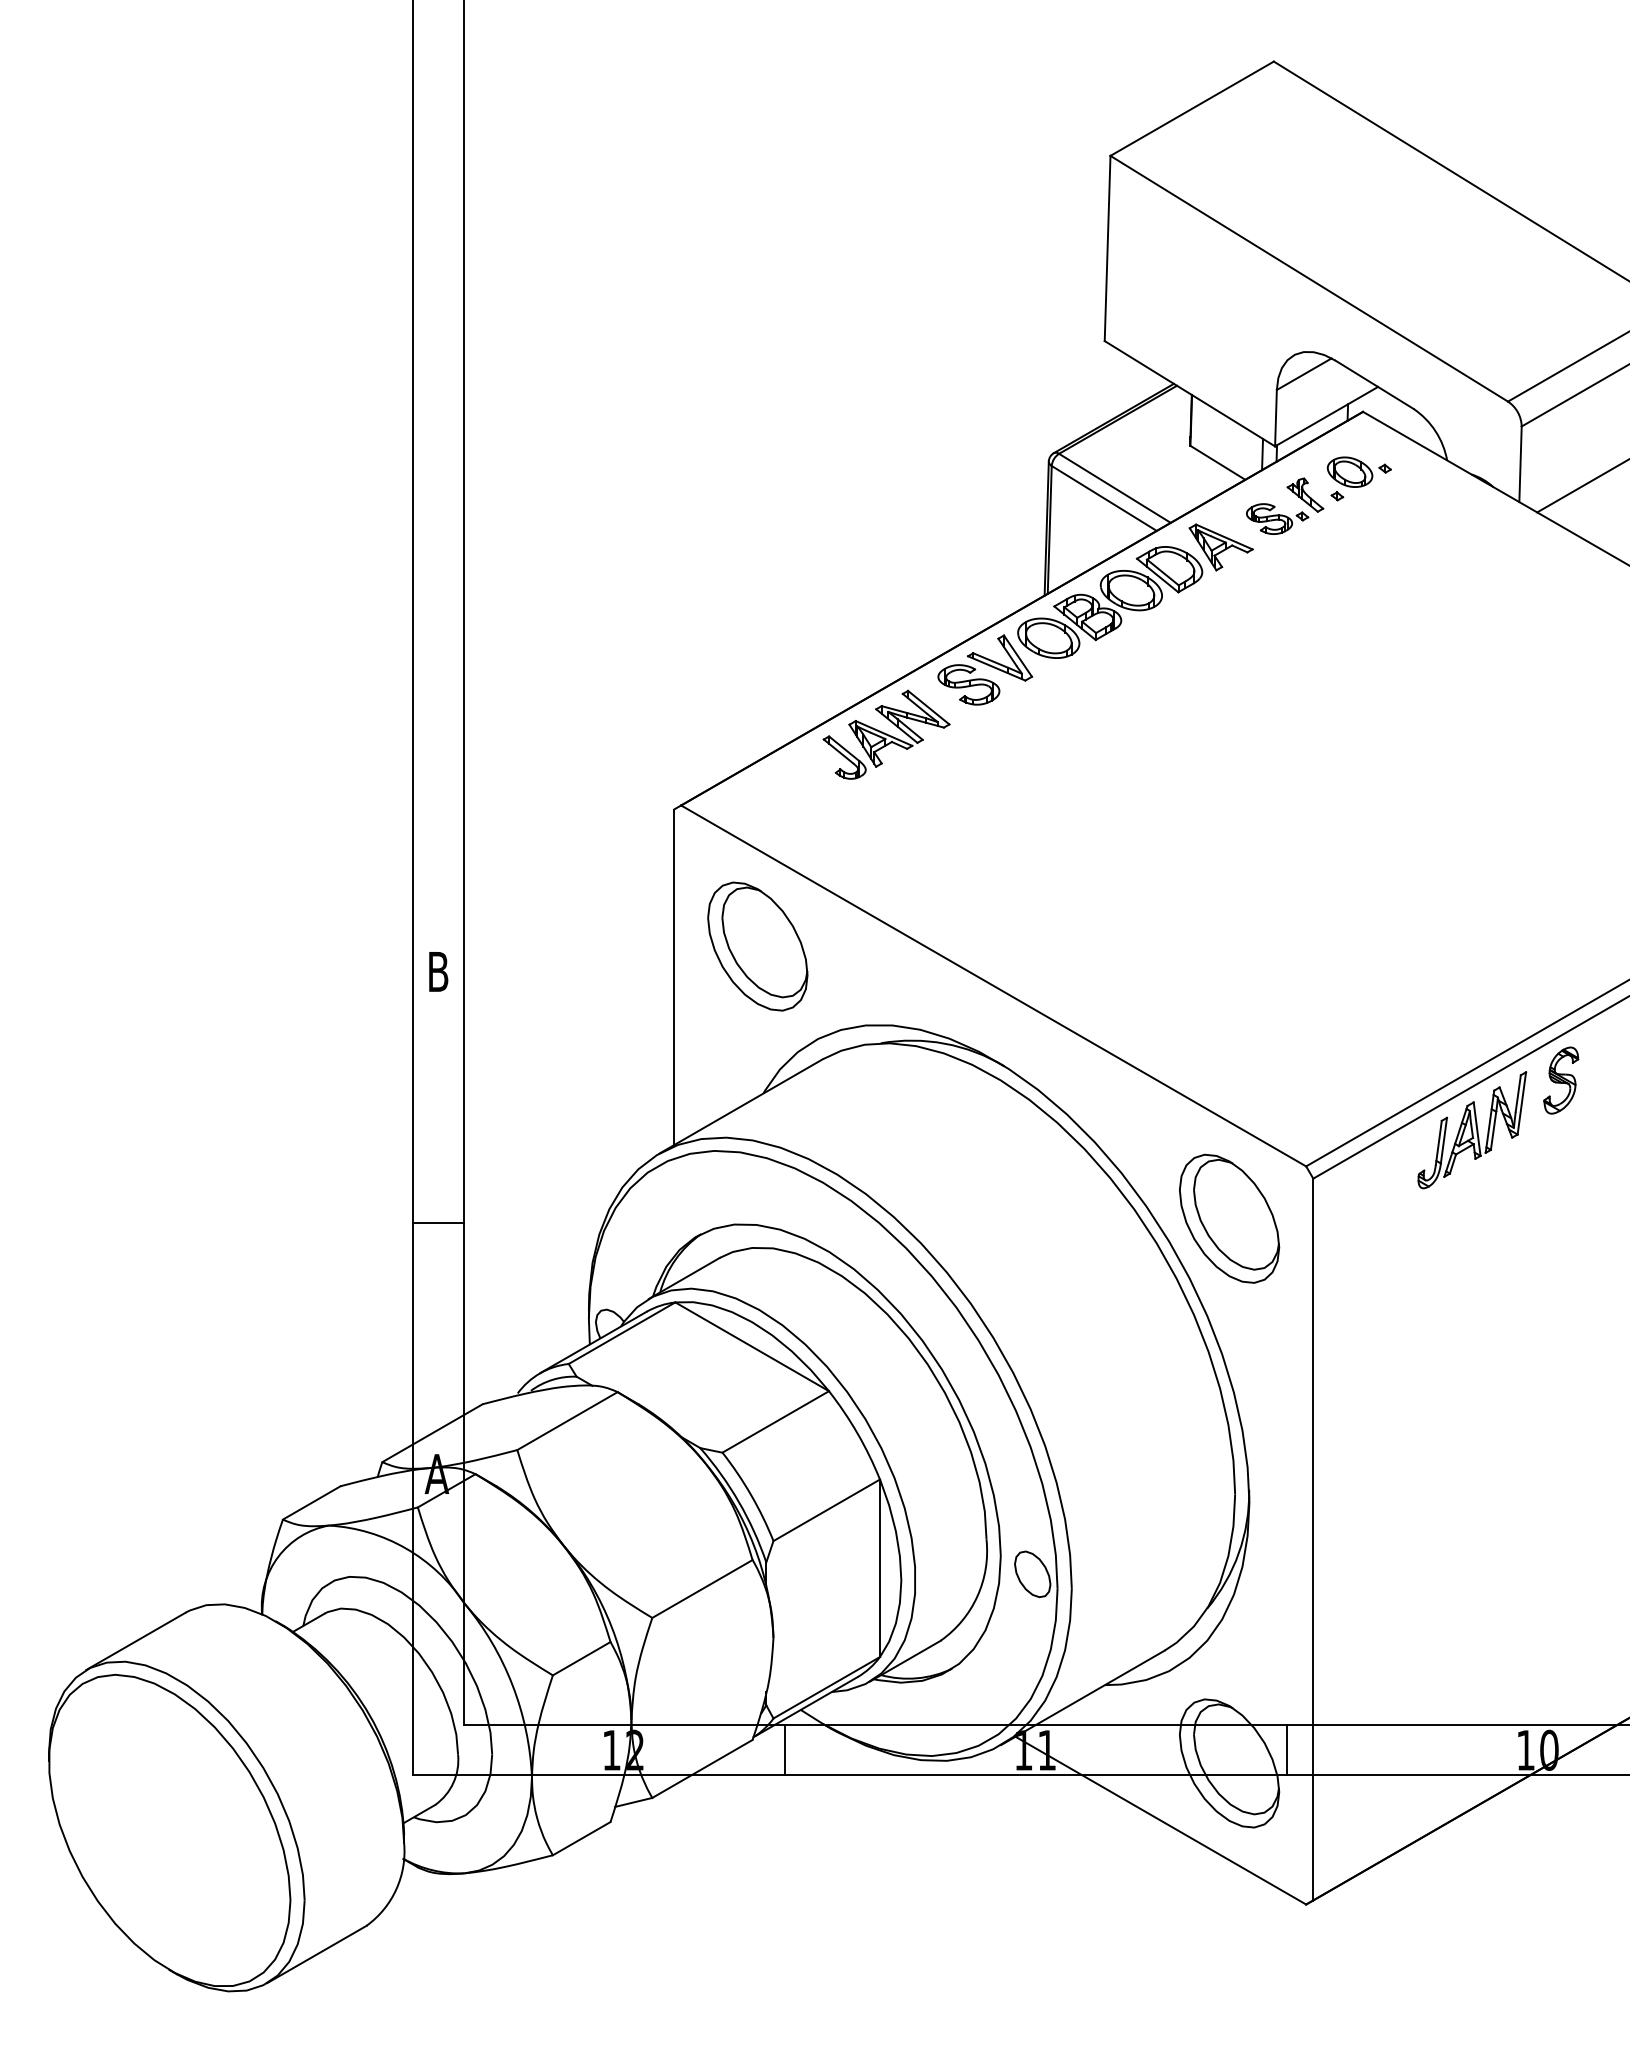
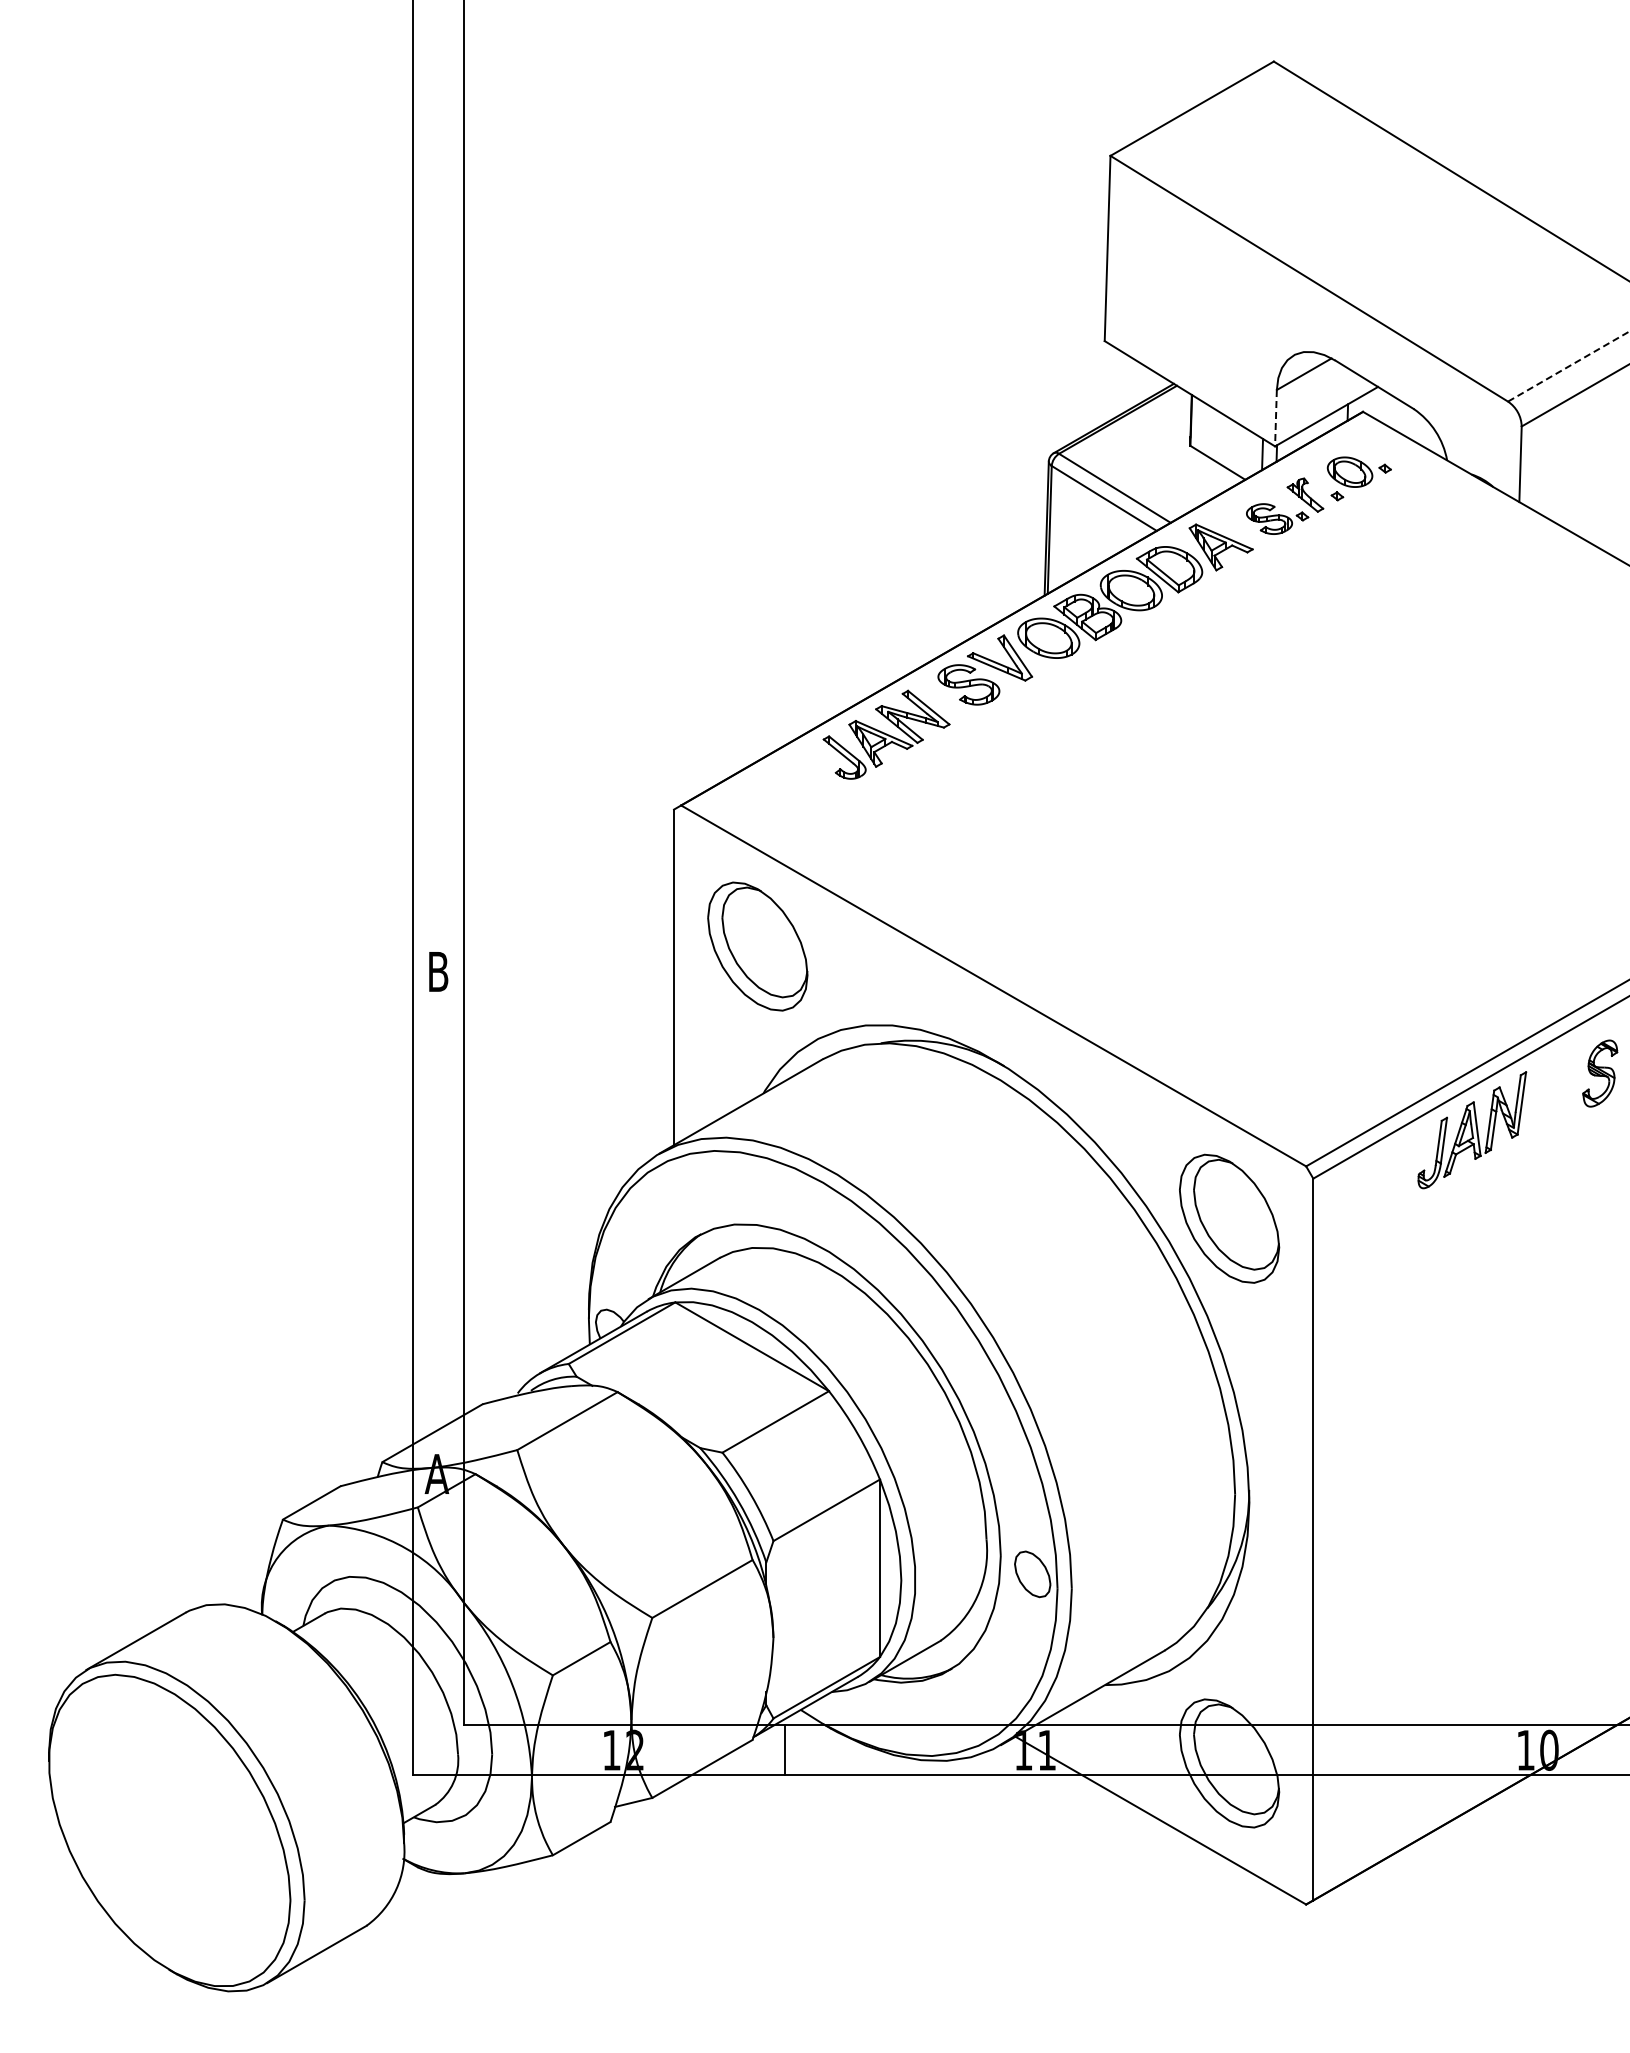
line: solid -> dashed (1569, 366)
line: solid -> dashed (1275, 418)
line: present -> none (1581, 486)
part position: (1561, 1080) -> (1600, 1073) (1600, 1073)
line: present -> none (438, 1222)
line: present -> none (1287, 1750)
